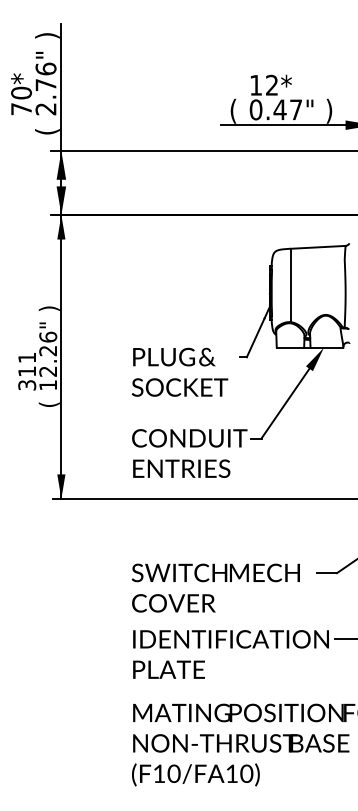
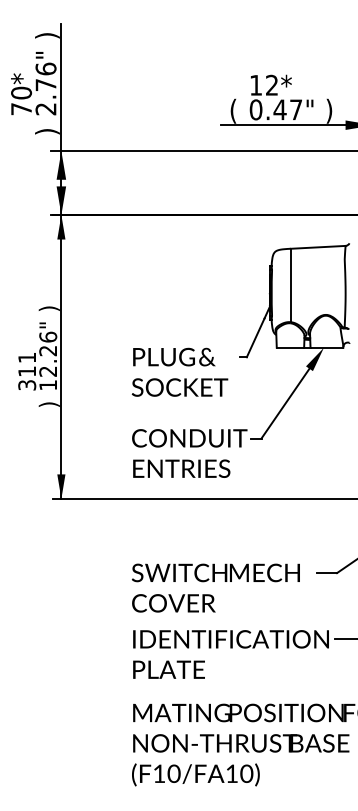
text: ( -> ) (47, 131)
text: ( -> ) (48, 404)
